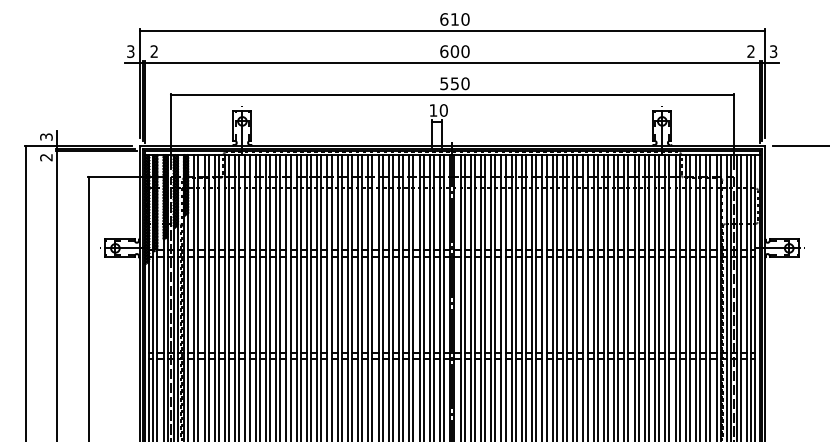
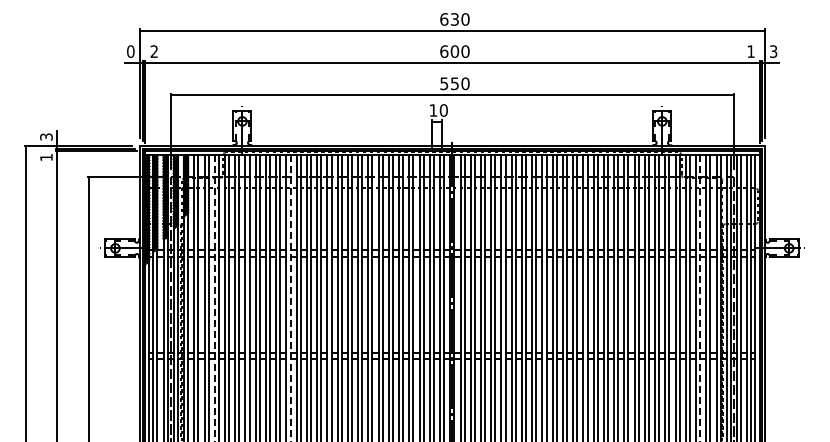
text: 610 -> 630 (454, 19)
text: 3 -> 0 (130, 51)
text: 2 -> 1 (750, 51)
line: present -> none (799, 146)
text: 2 -> 1 (46, 157)
line: solid -> dashed (214, 299)
line: solid -> dashed (290, 299)
line: solid -> dashed (700, 299)
